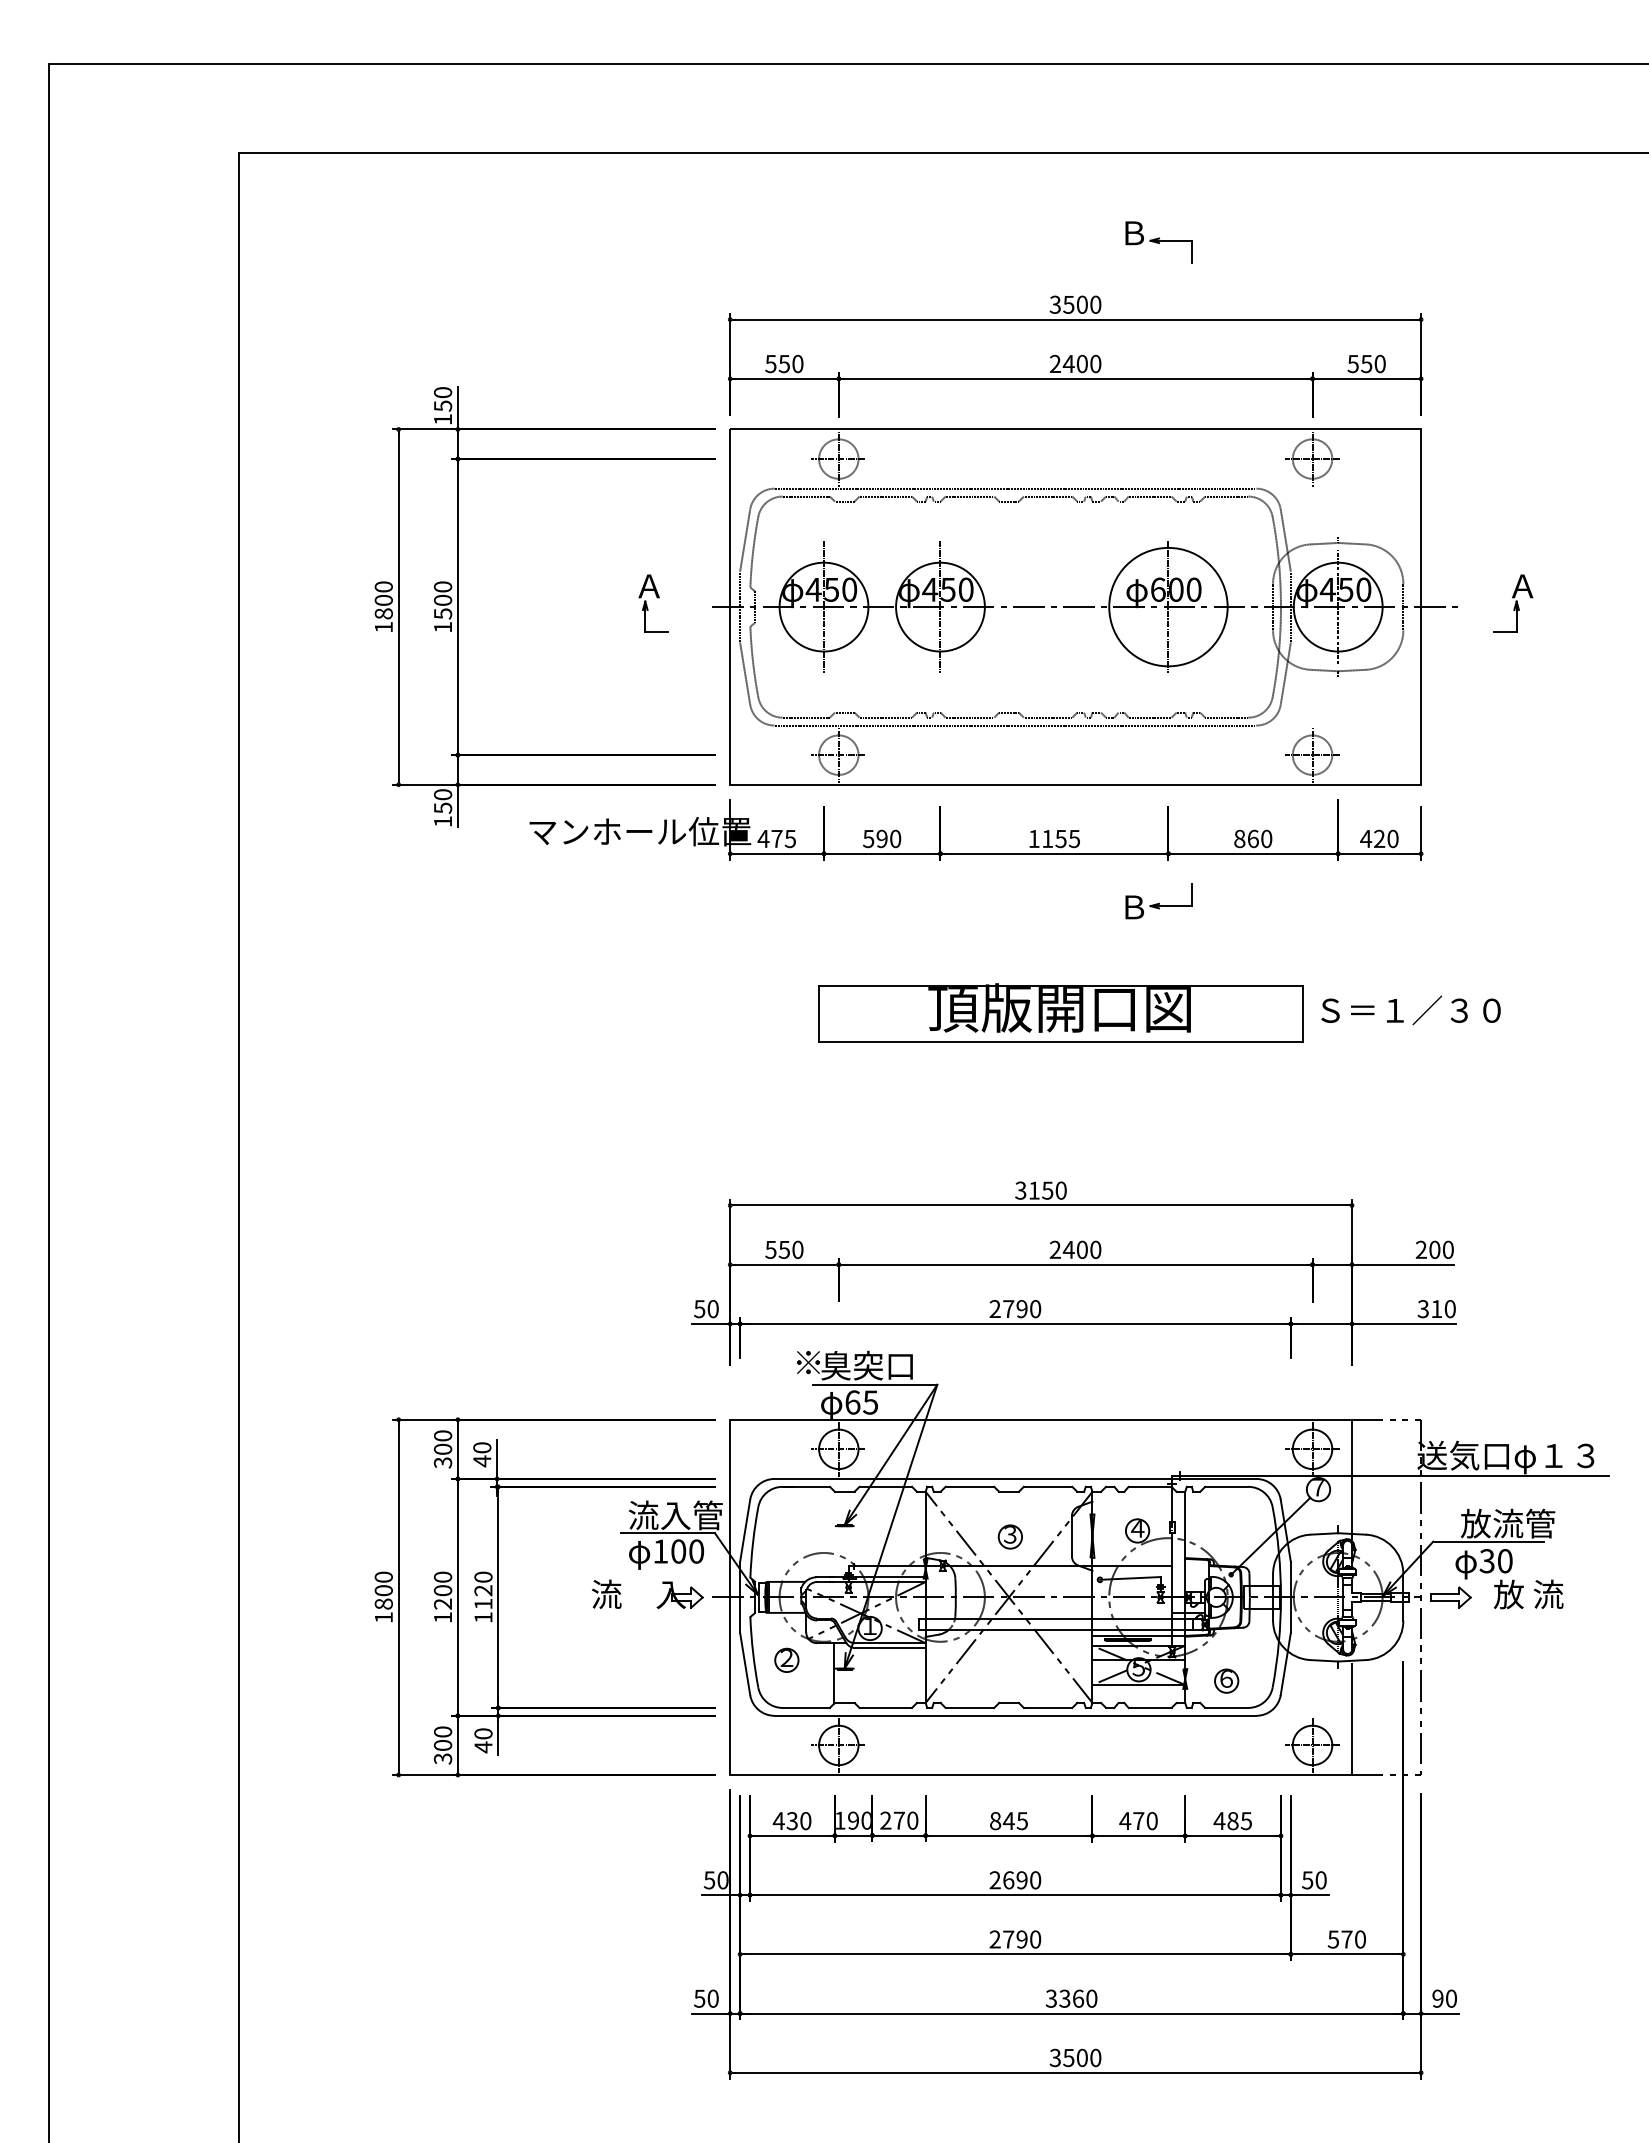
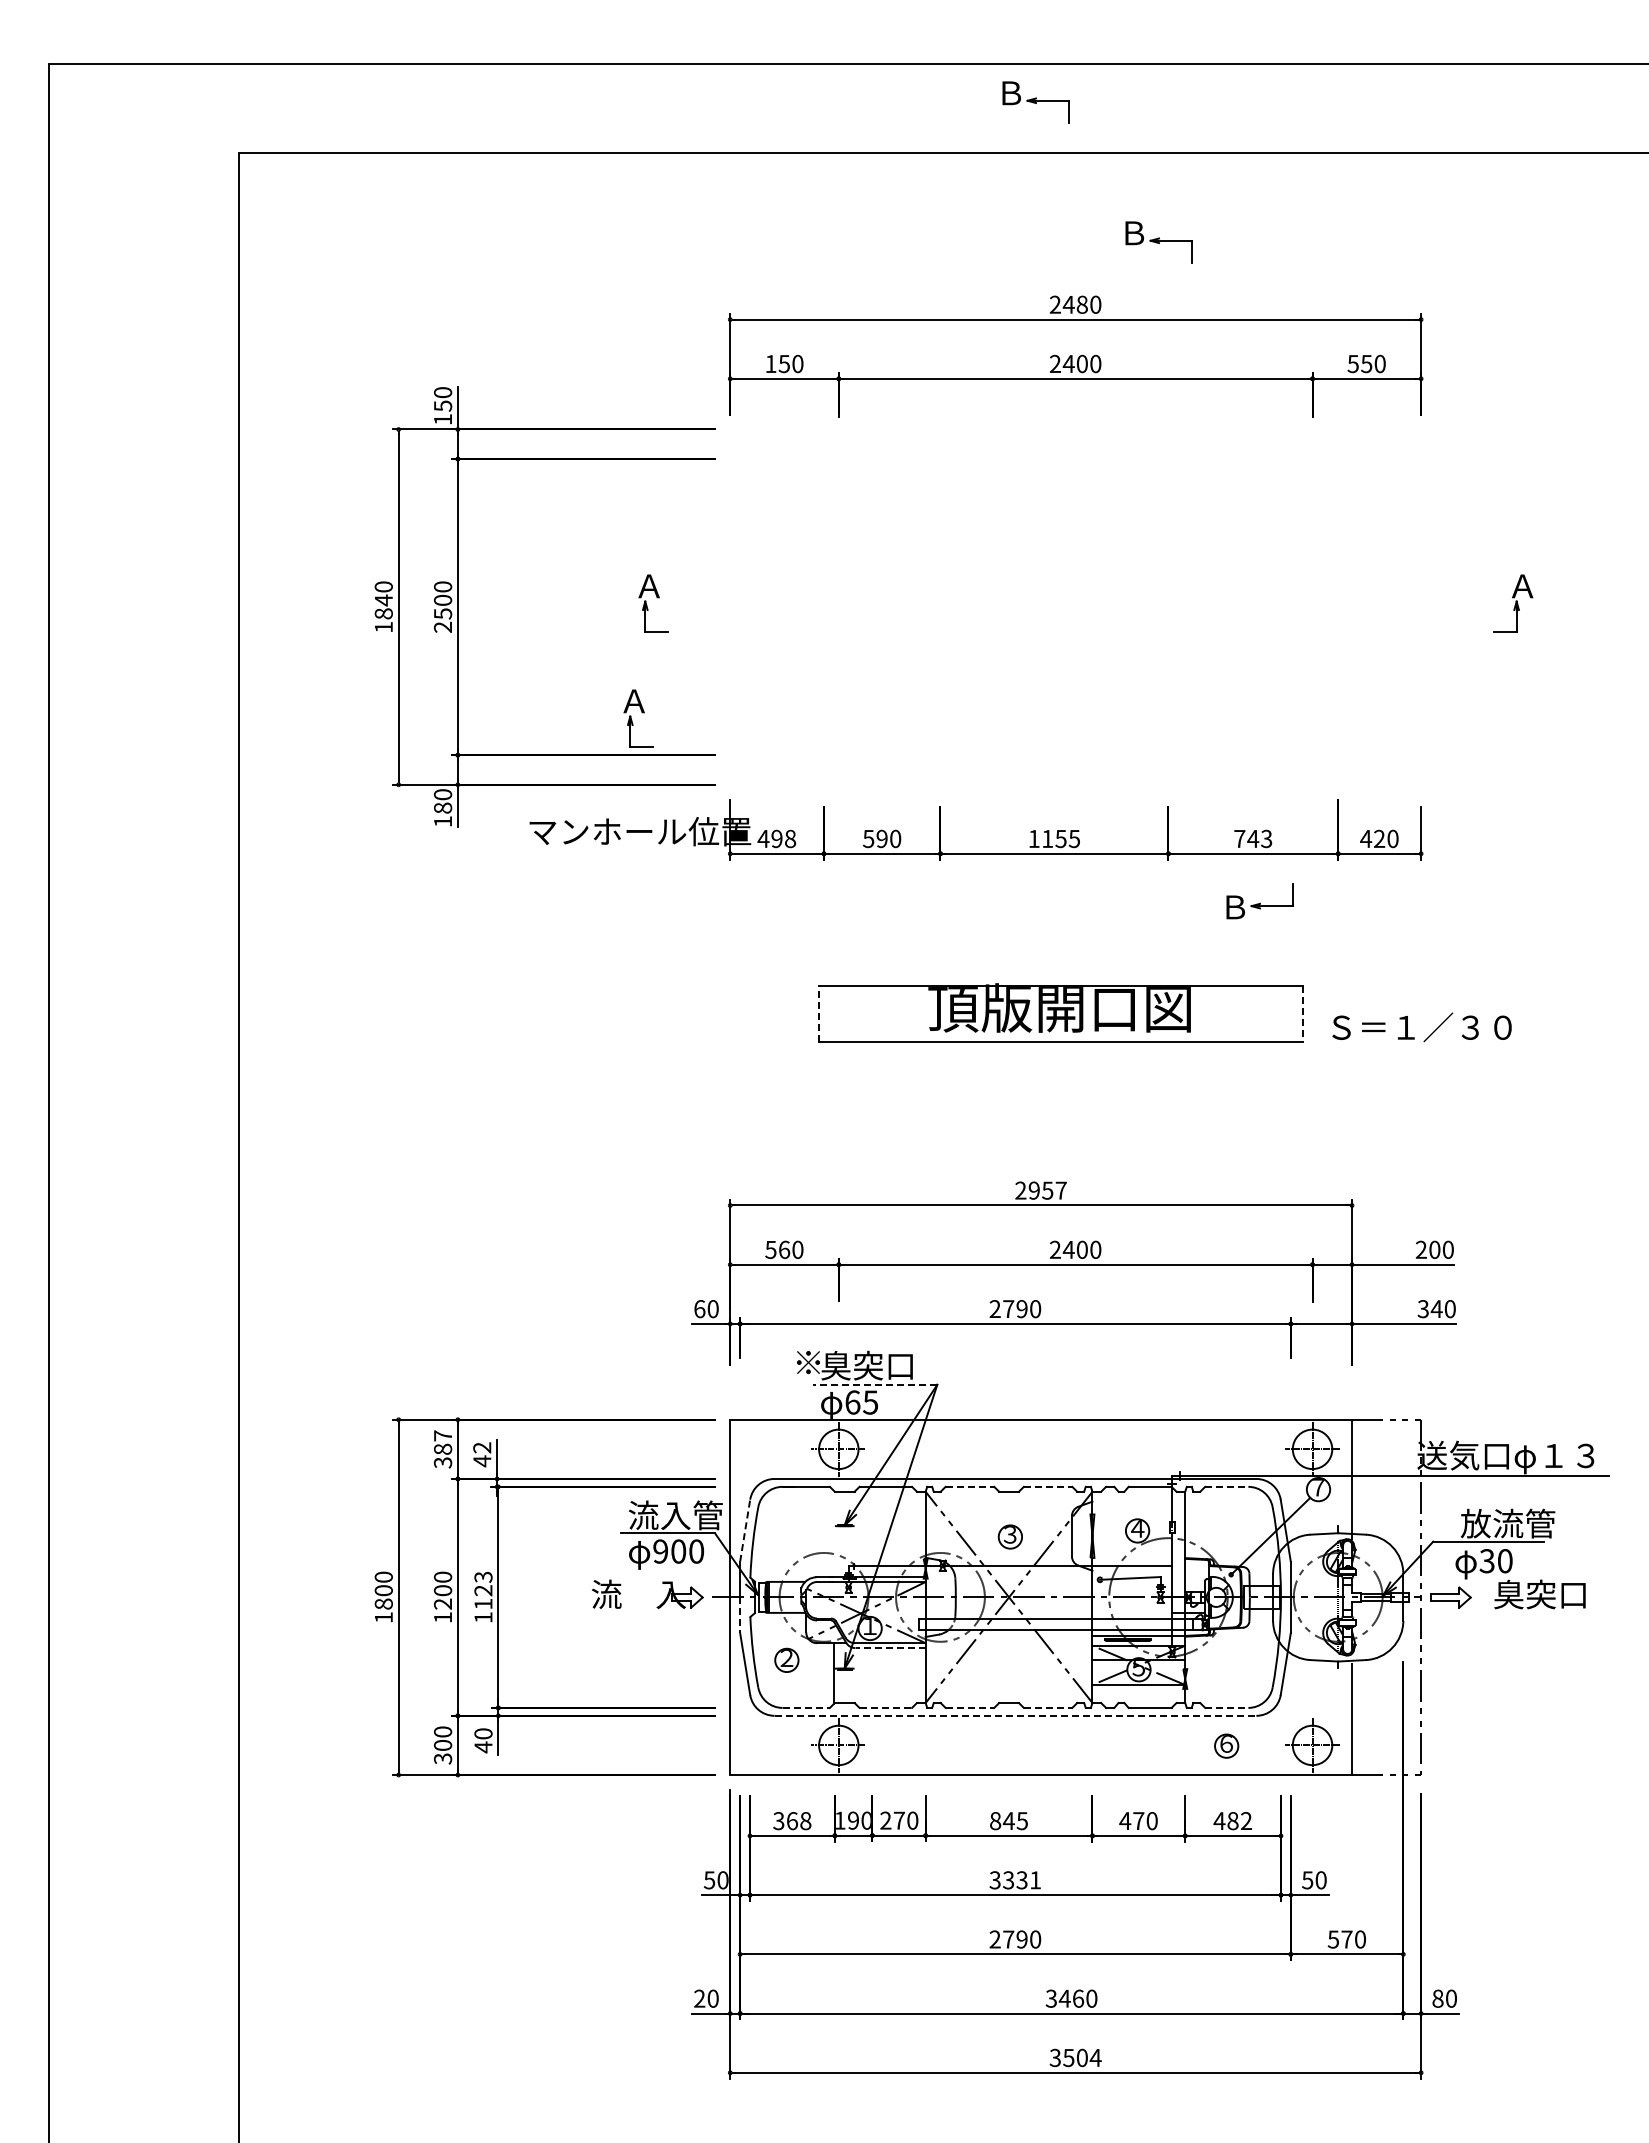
part: none -> present (1035, 102)
text: 3500 -> 2480 (1068, 304)
text: 550 -> 150 (770, 364)
text: 1800 -> 1840 (383, 600)
part: present -> none (1084, 606)
text: 1500 -> 2500 (442, 626)
part: none -> present (632, 720)
text: 150 -> 180 (442, 807)
text: 475 -> 498 (783, 838)
text: 860 -> 743 (1253, 838)
part position: (1158, 901) -> (1259, 901) (1259, 901)
text position: (1410, 1010) -> (1421, 1027) (1421, 1027)
line: solid -> dashed (819, 1013)
line: solid -> dashed (1302, 1013)
text: 3150 -> 2957 (1040, 1190)
text: 550 -> 560 (784, 1249)
text: 310 -> 340 (1436, 1308)
text: 50 -> 60 (699, 1309)
line: solid -> dashed (875, 1384)
text: 300 -> 387 (443, 1442)
text: 40 -> 42 (482, 1447)
line: solid -> dashed (970, 1486)
line: solid -> dashed (1048, 1486)
line: solid -> dashed (1226, 1486)
line: solid -> dashed (745, 1530)
text: 100 -> 900 (660, 1551)
text: 1120 -> 1123 (483, 1576)
text: 放 流 -> 臭突口 (1539, 1594)
line: solid -> dashed (740, 1615)
line: solid -> dashed (890, 1648)
part position: (1226, 1680) -> (1226, 1745) (1226, 1745)
line: solid -> dashed (806, 1707)
line: solid -> dashed (886, 1707)
line: solid -> dashed (970, 1707)
line: solid -> dashed (1048, 1707)
line: solid -> dashed (1226, 1707)
line: solid -> dashed (1015, 1715)
text: 430 -> 368 (791, 1821)
text: 485 -> 482 (1245, 1821)
text: 2690 -> 3331 (1015, 1880)
text: 50 -> 20 (699, 1998)
text: 3360 -> 3460 (1064, 1998)
text: 90 -> 80 (1437, 1998)
text: 3500 -> 3504 (1095, 2057)
